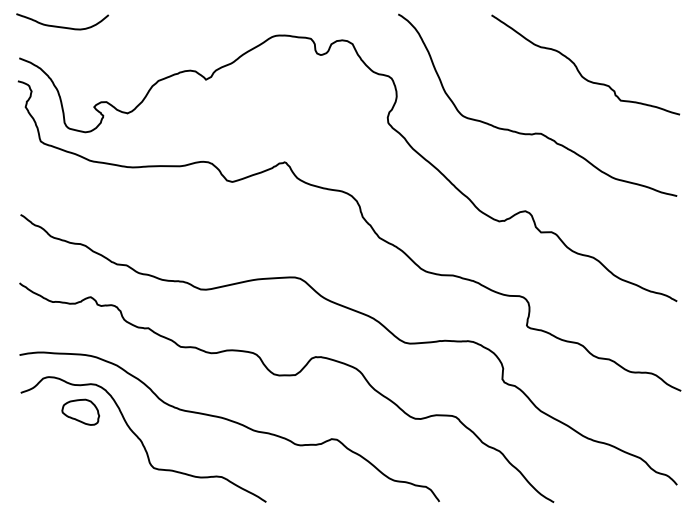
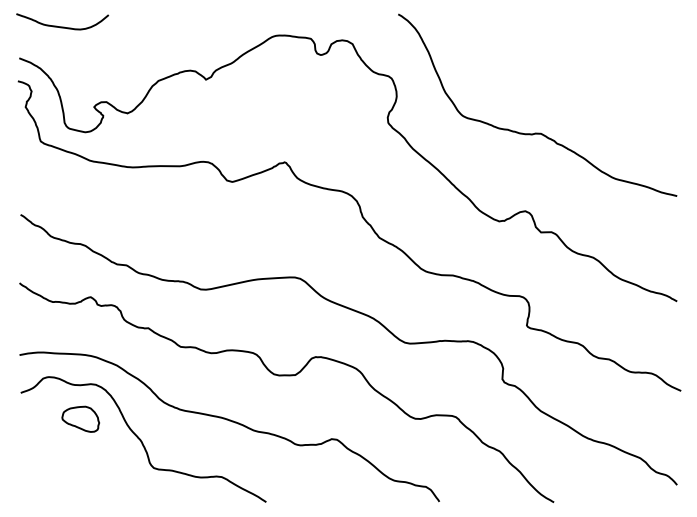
curve: present -> none (577, 66)
part position: (80, 411) -> (80, 418) (80, 418)
